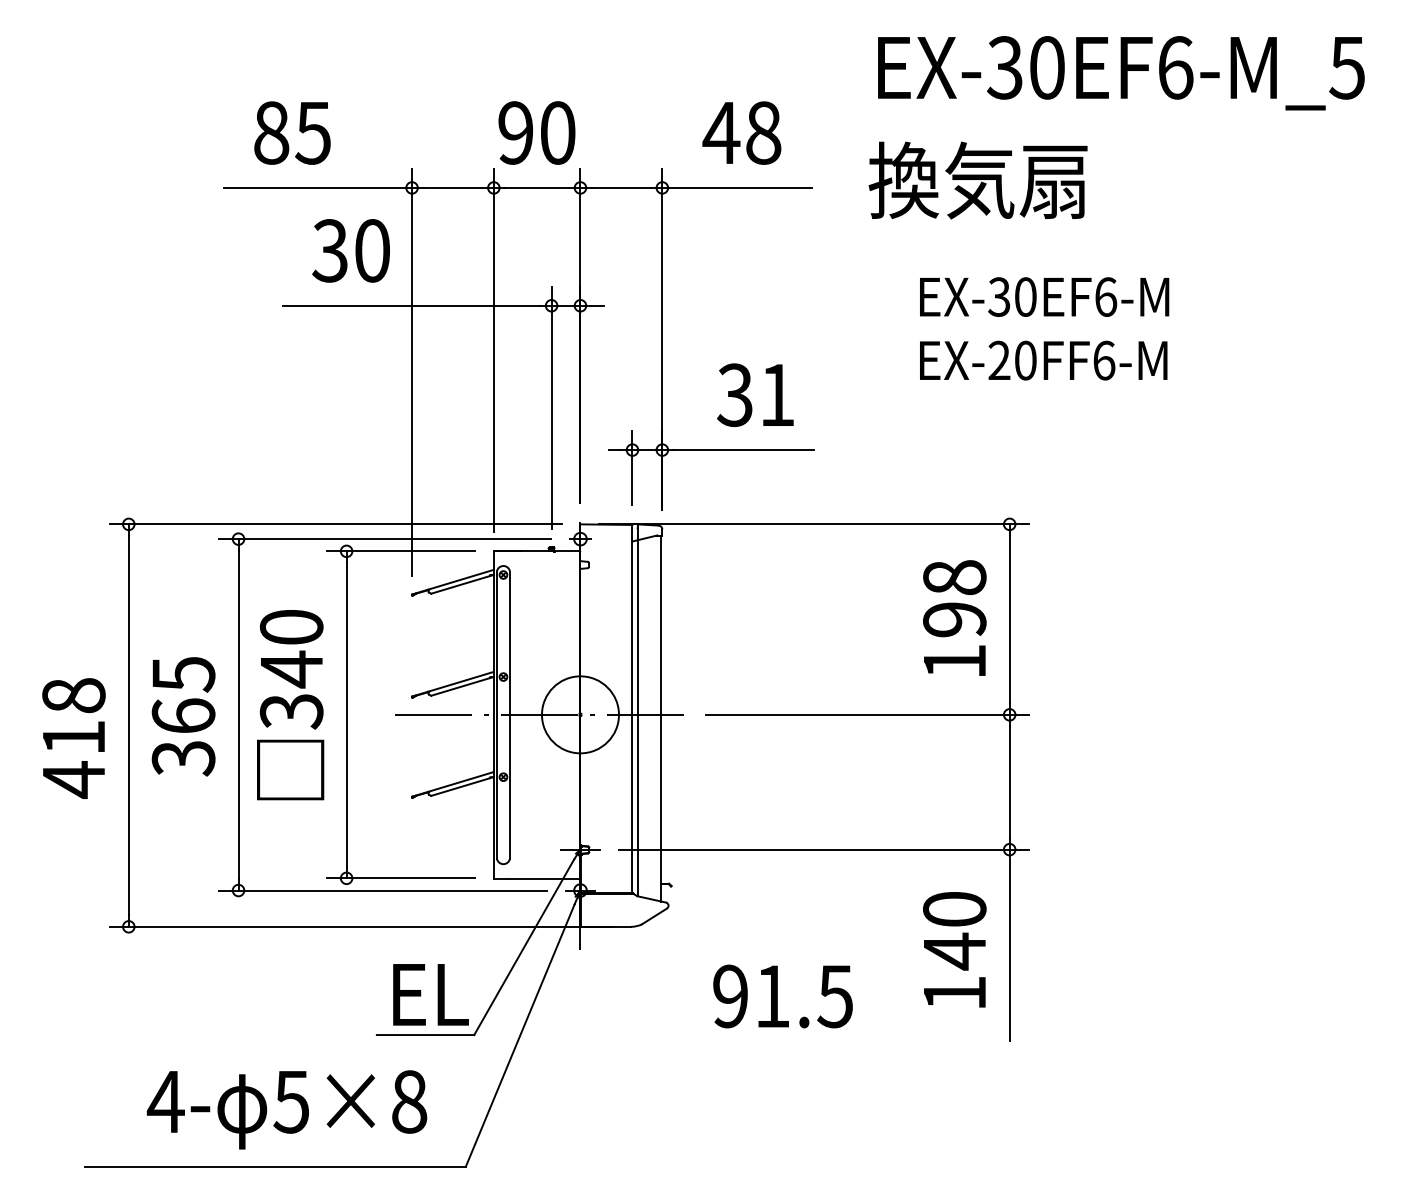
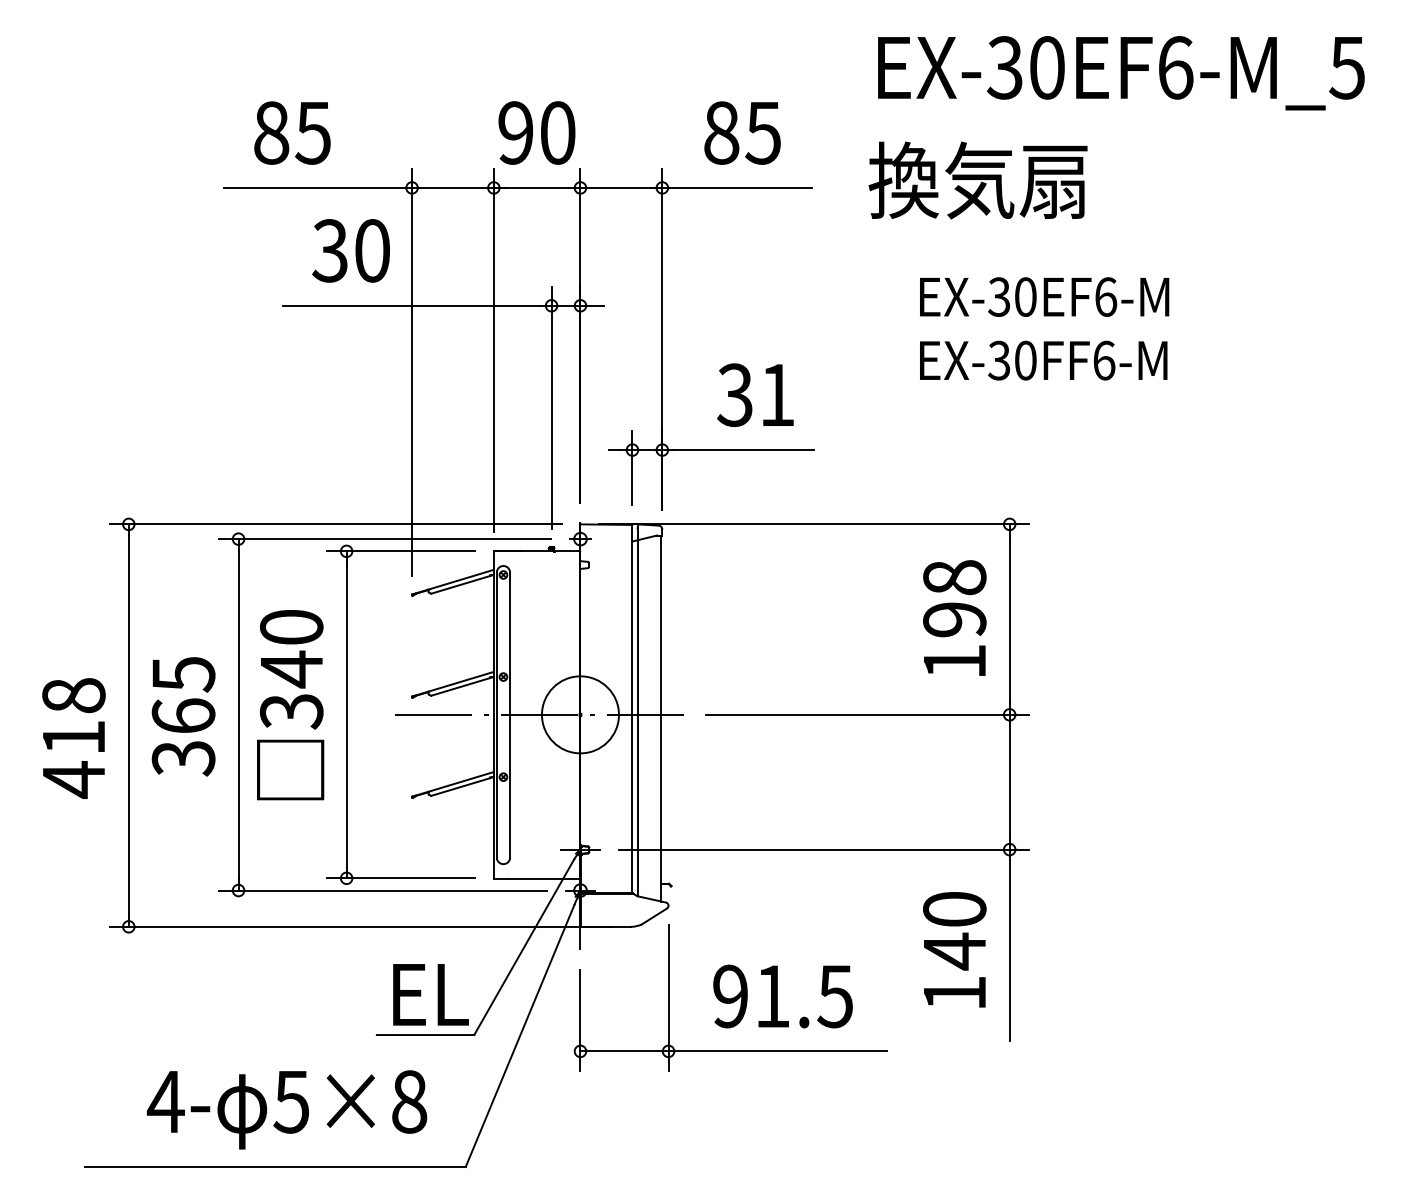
text: 48 -> 85 (741, 132)
text: EX-20FF6-M -> EX-30FF6-M (999, 360)
part: none -> present (730, 1050)
